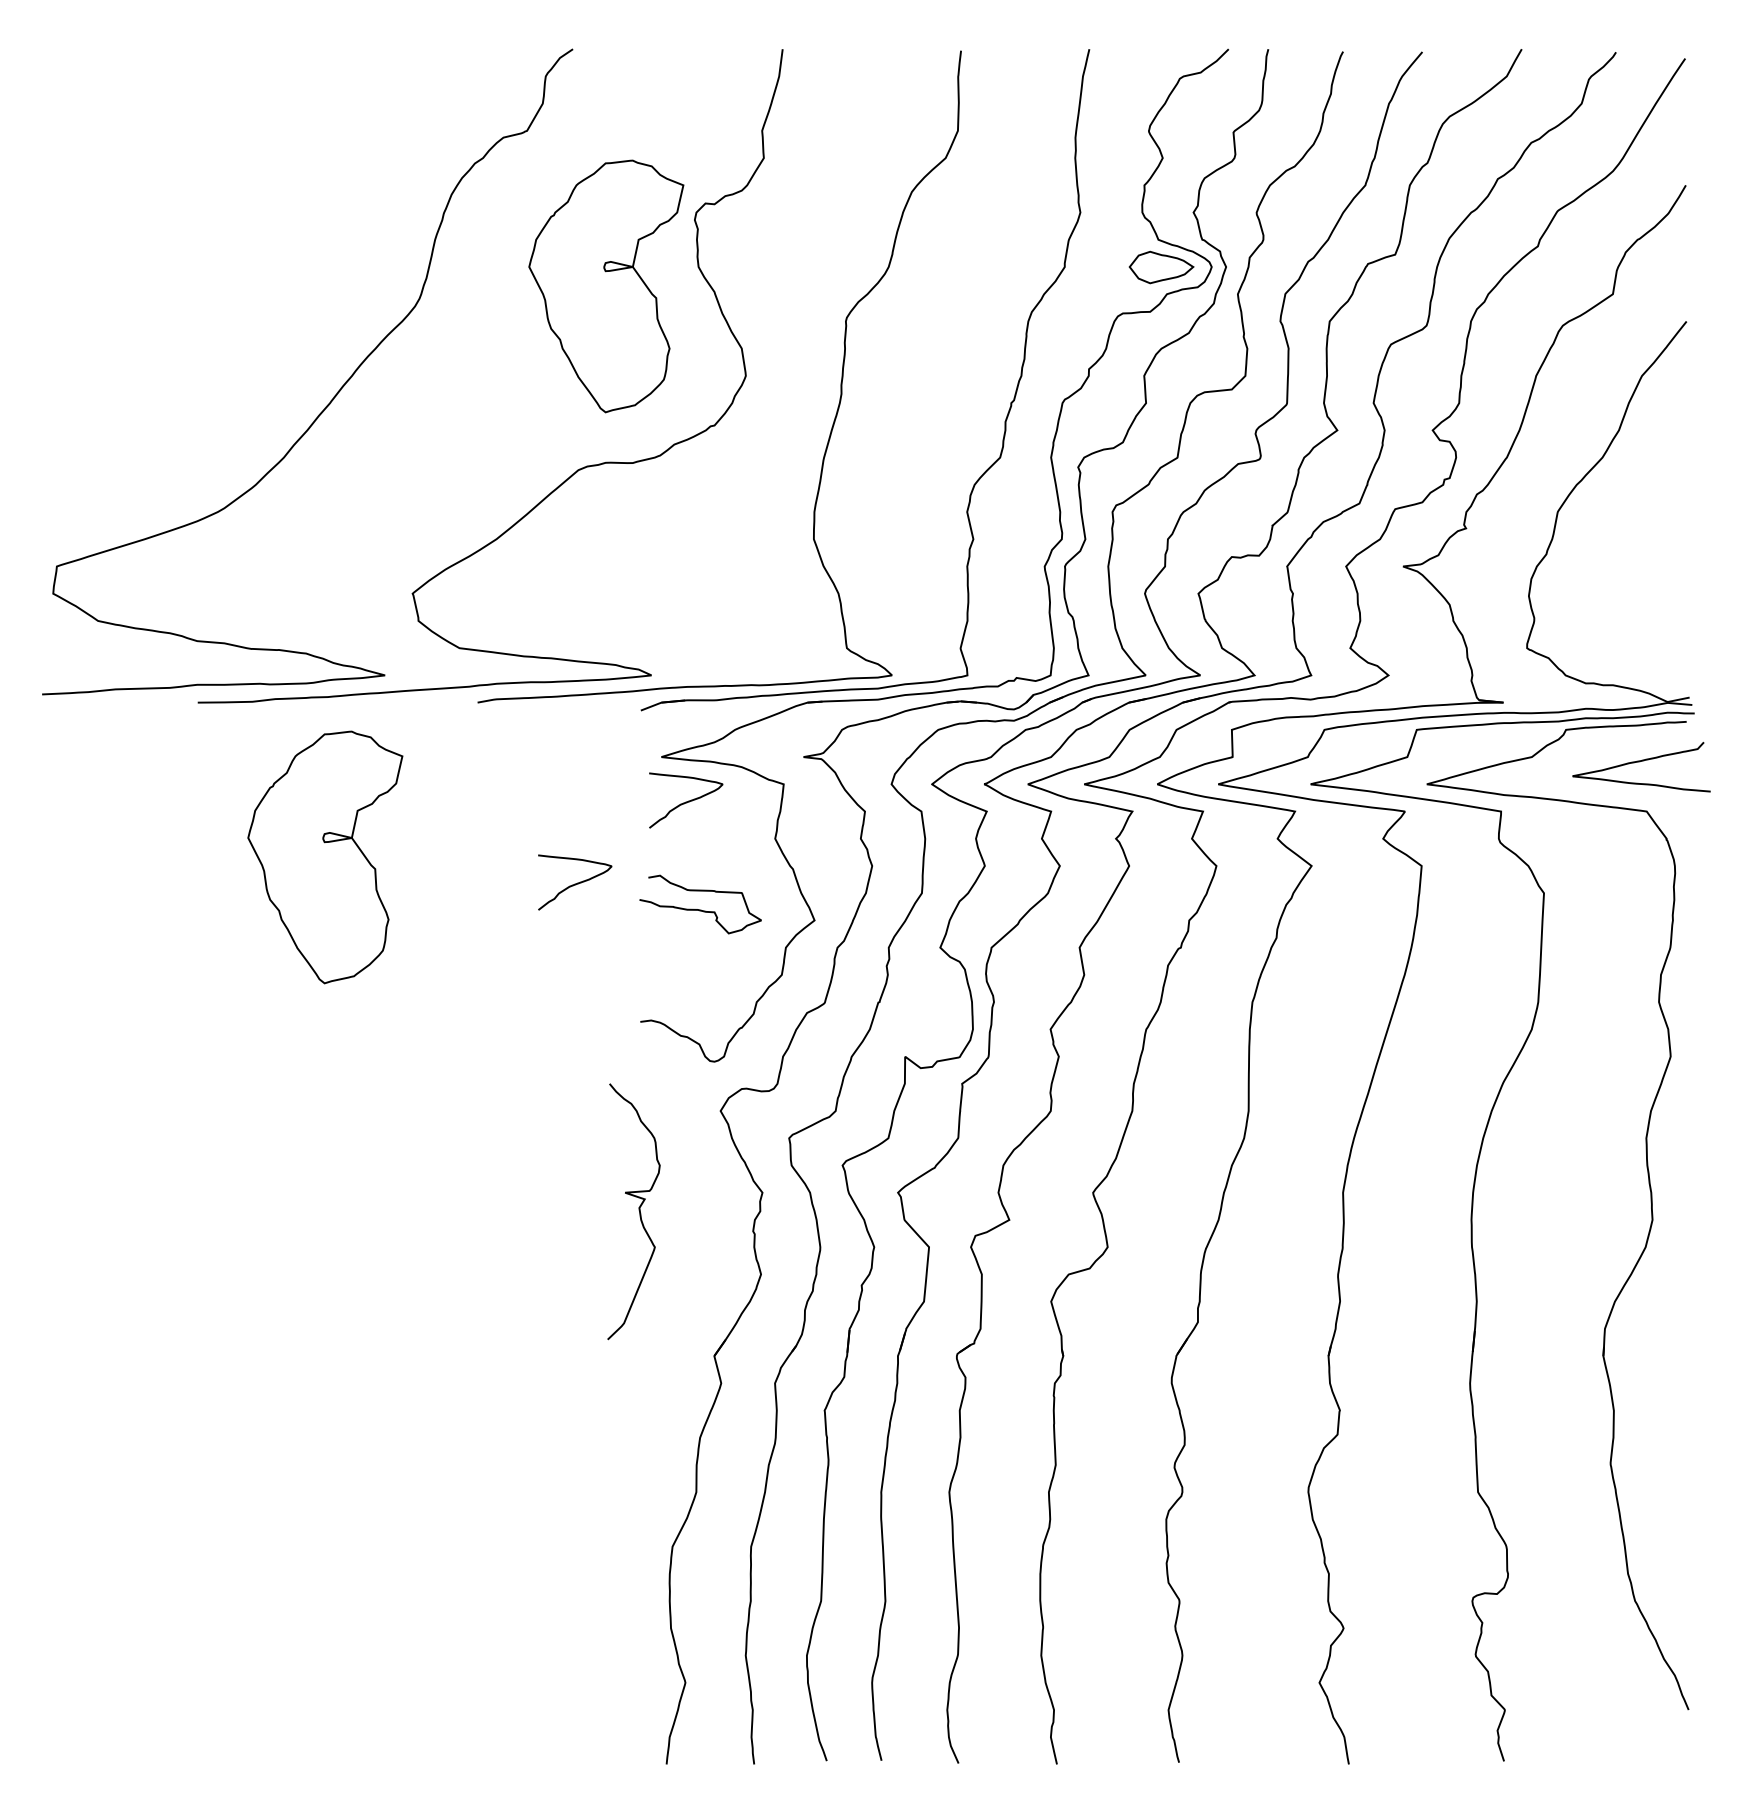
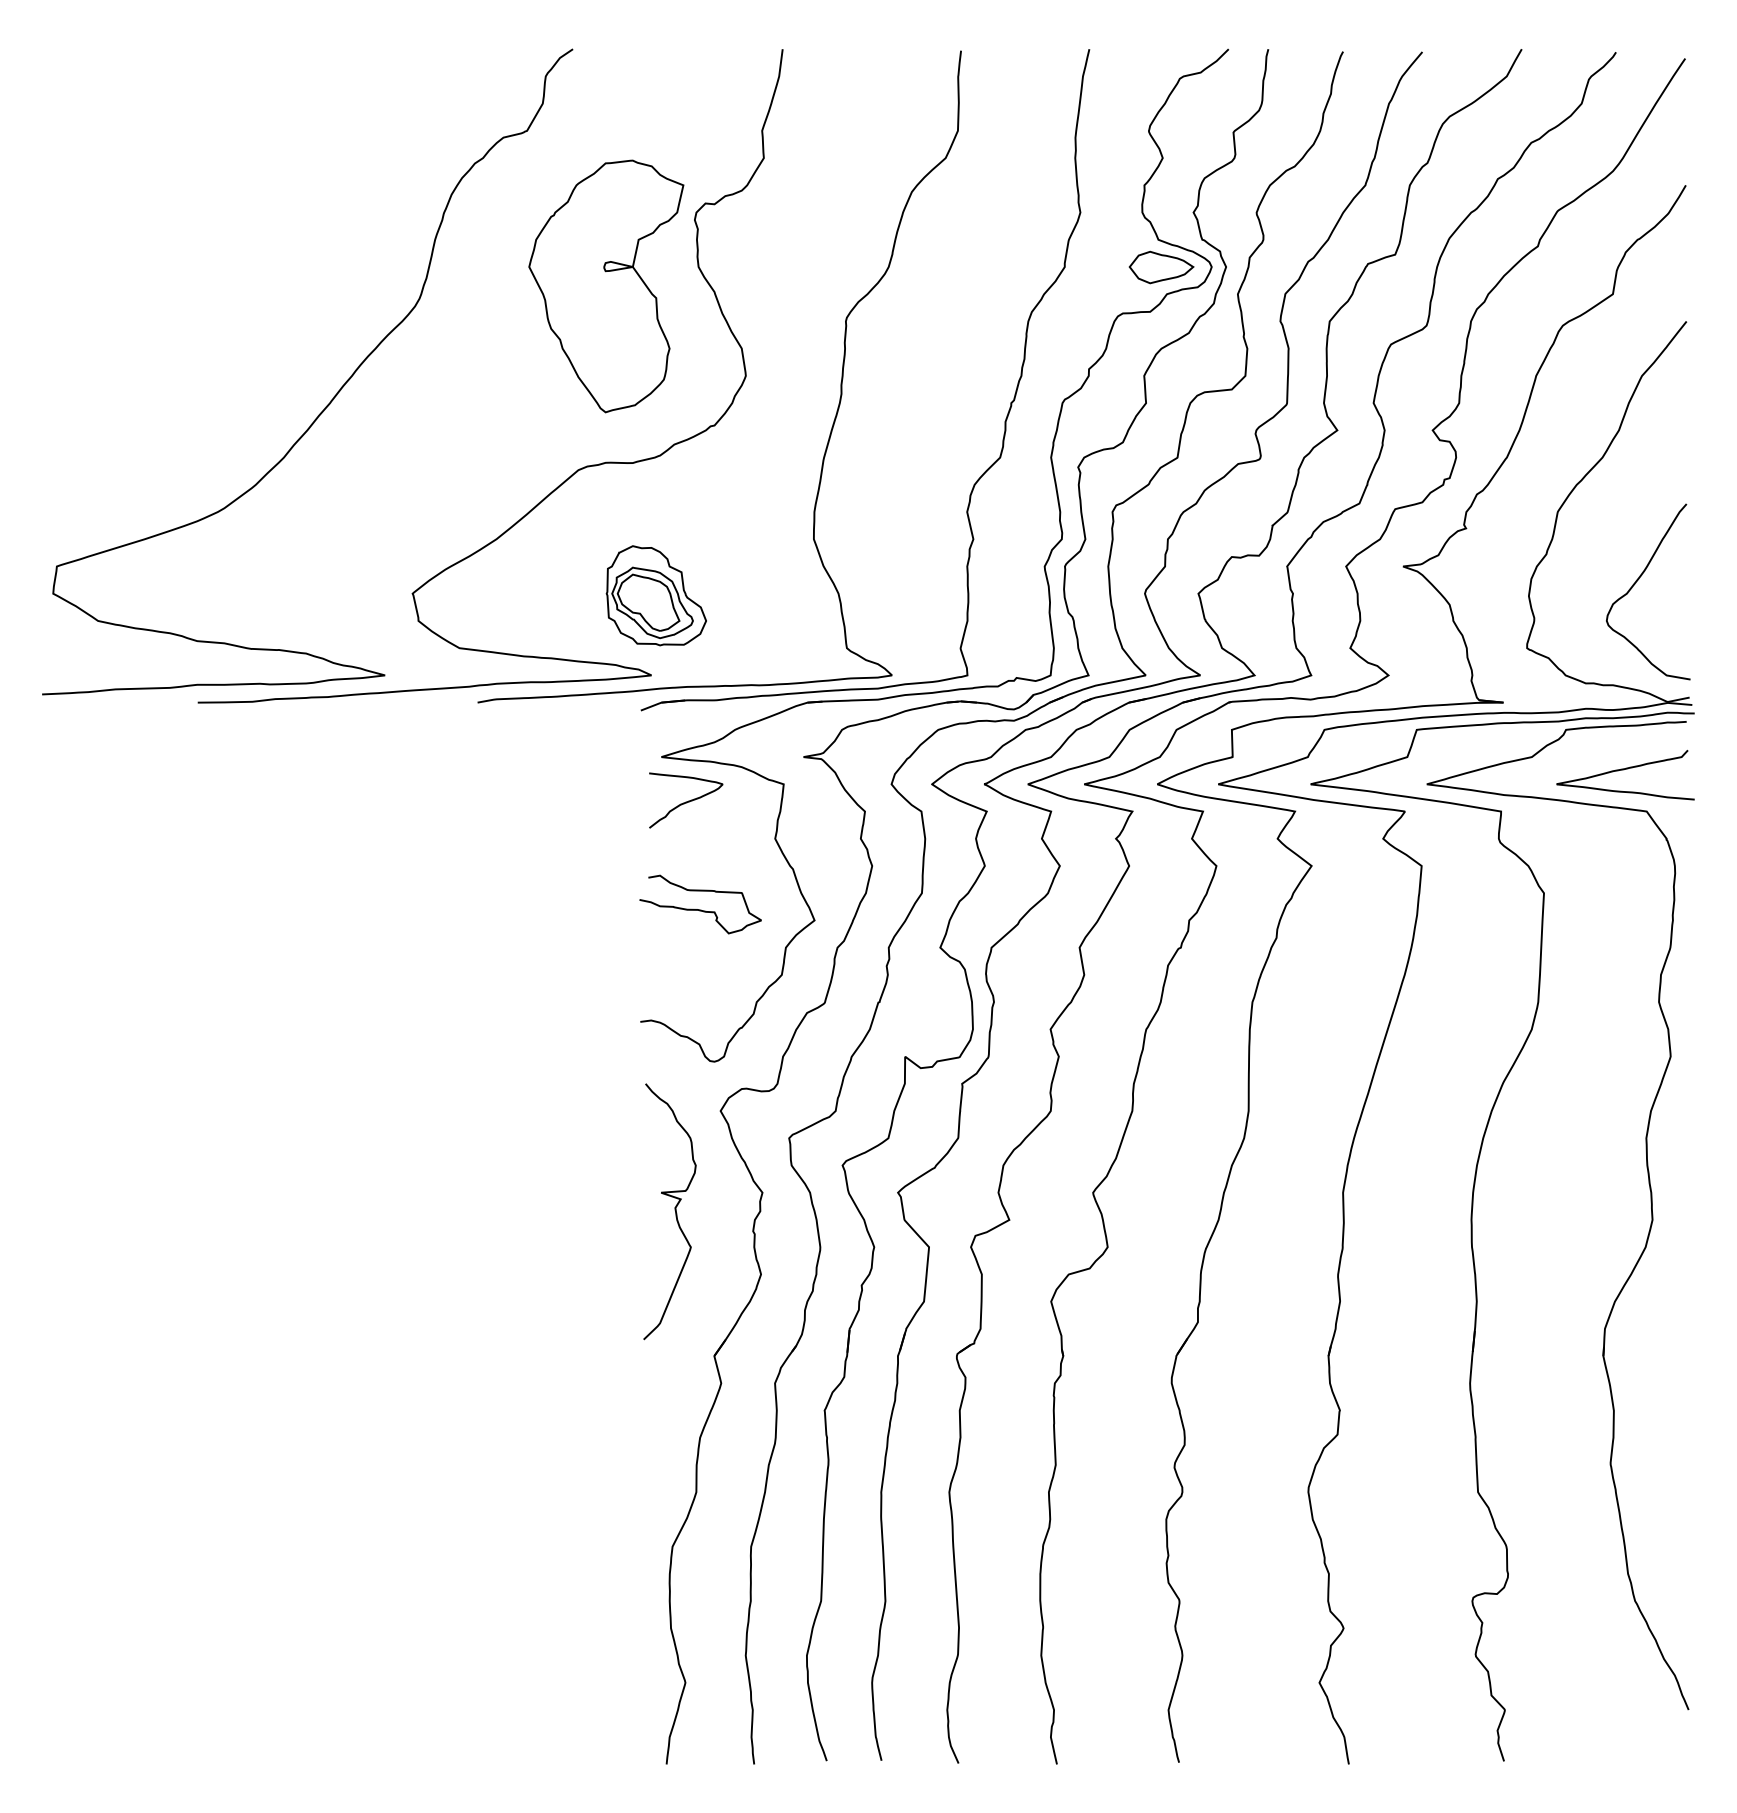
curve: none -> present (1635, 584)
part: none -> present (655, 595)
curve position: (1639, 762) -> (1623, 770) (1623, 770)
part: present -> none (325, 857)
curve: present -> none (575, 883)
curve position: (638, 1210) -> (674, 1210) (674, 1210)
